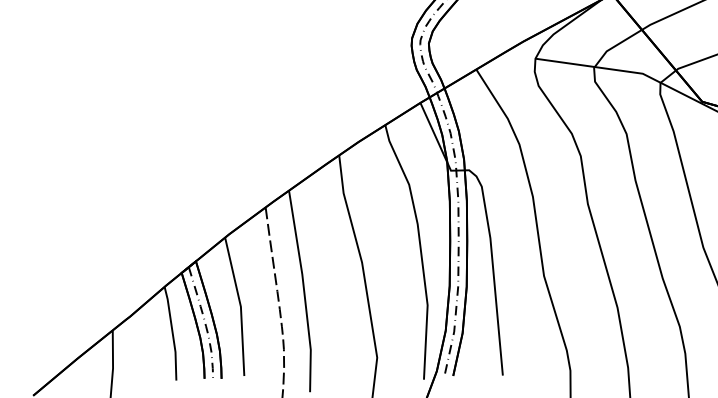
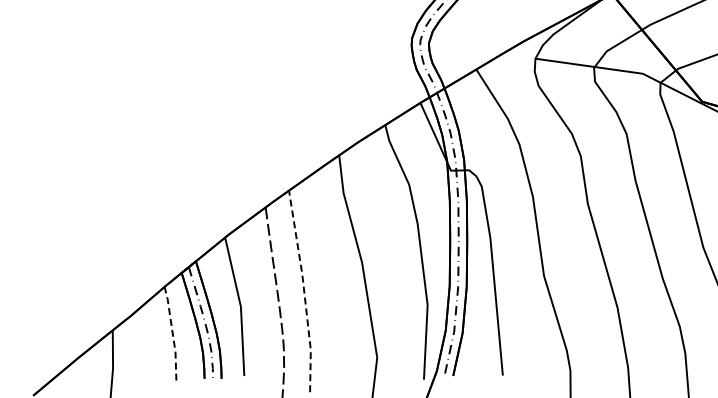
line: solid -> dashed (304, 290)
line: solid -> dashed (172, 333)
